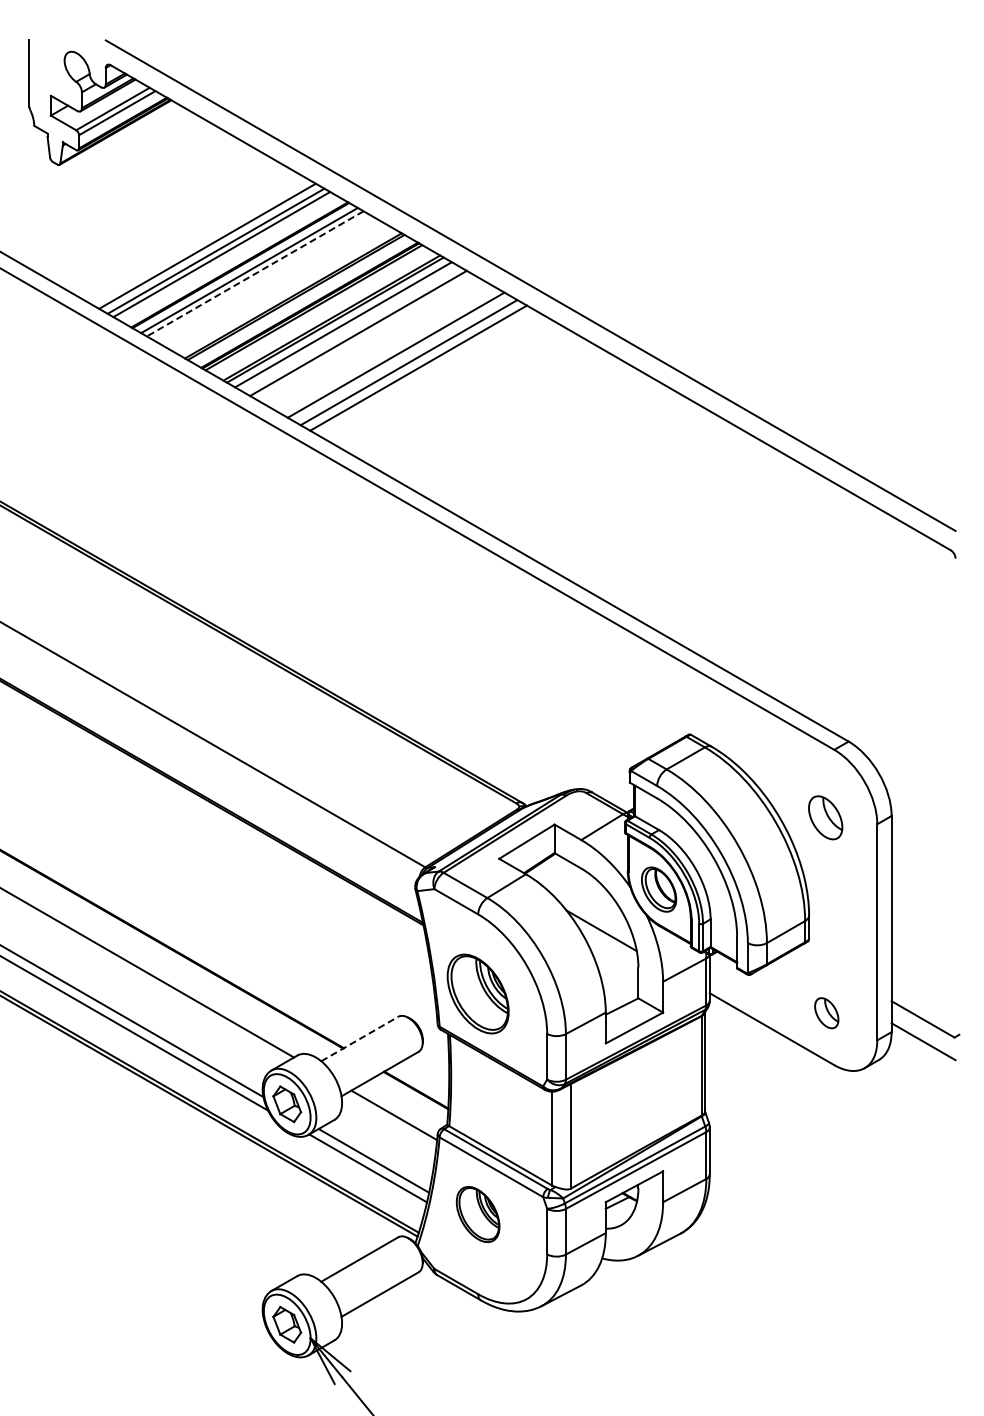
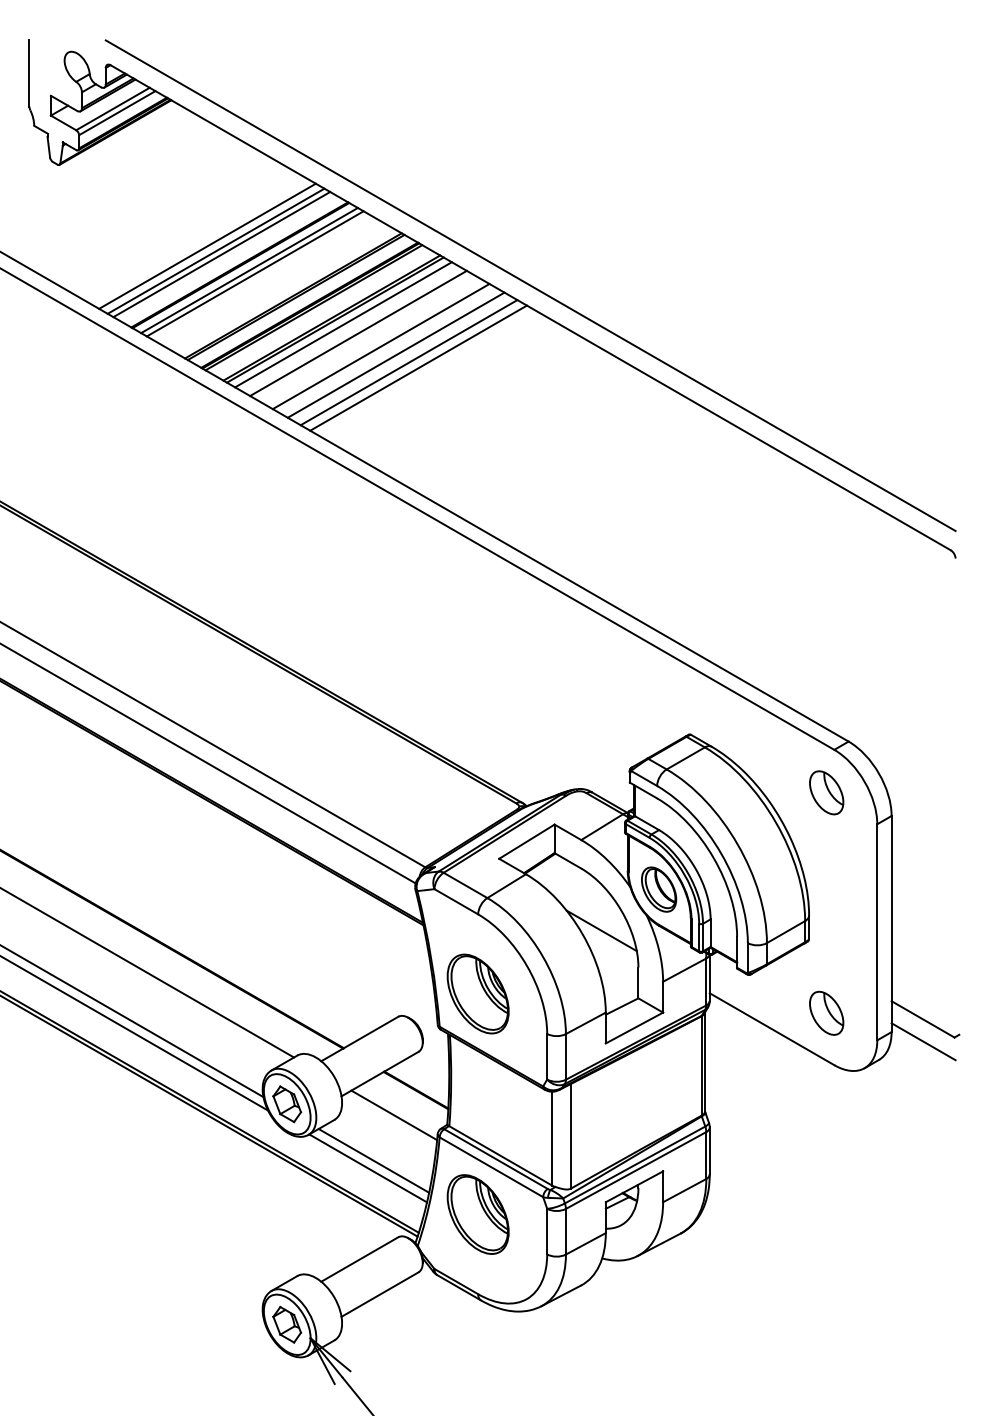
line: dashed -> solid (254, 274)
line: none -> present (380, 346)
line: none -> present (208, 763)
part position: (825, 817) -> (826, 792) (826, 792)
part size: 26x33 px -> 36x46 px (826, 1012)
line: dashed -> solid (360, 1038)
part size: 46x57 px -> 64x81 px (477, 1214)
